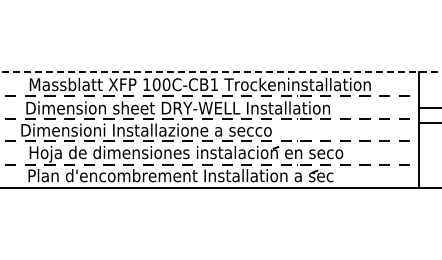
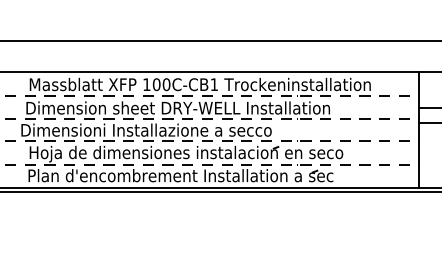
line: none -> present (220, 40)
line: dashed -> solid (221, 72)
line: none -> present (220, 192)
